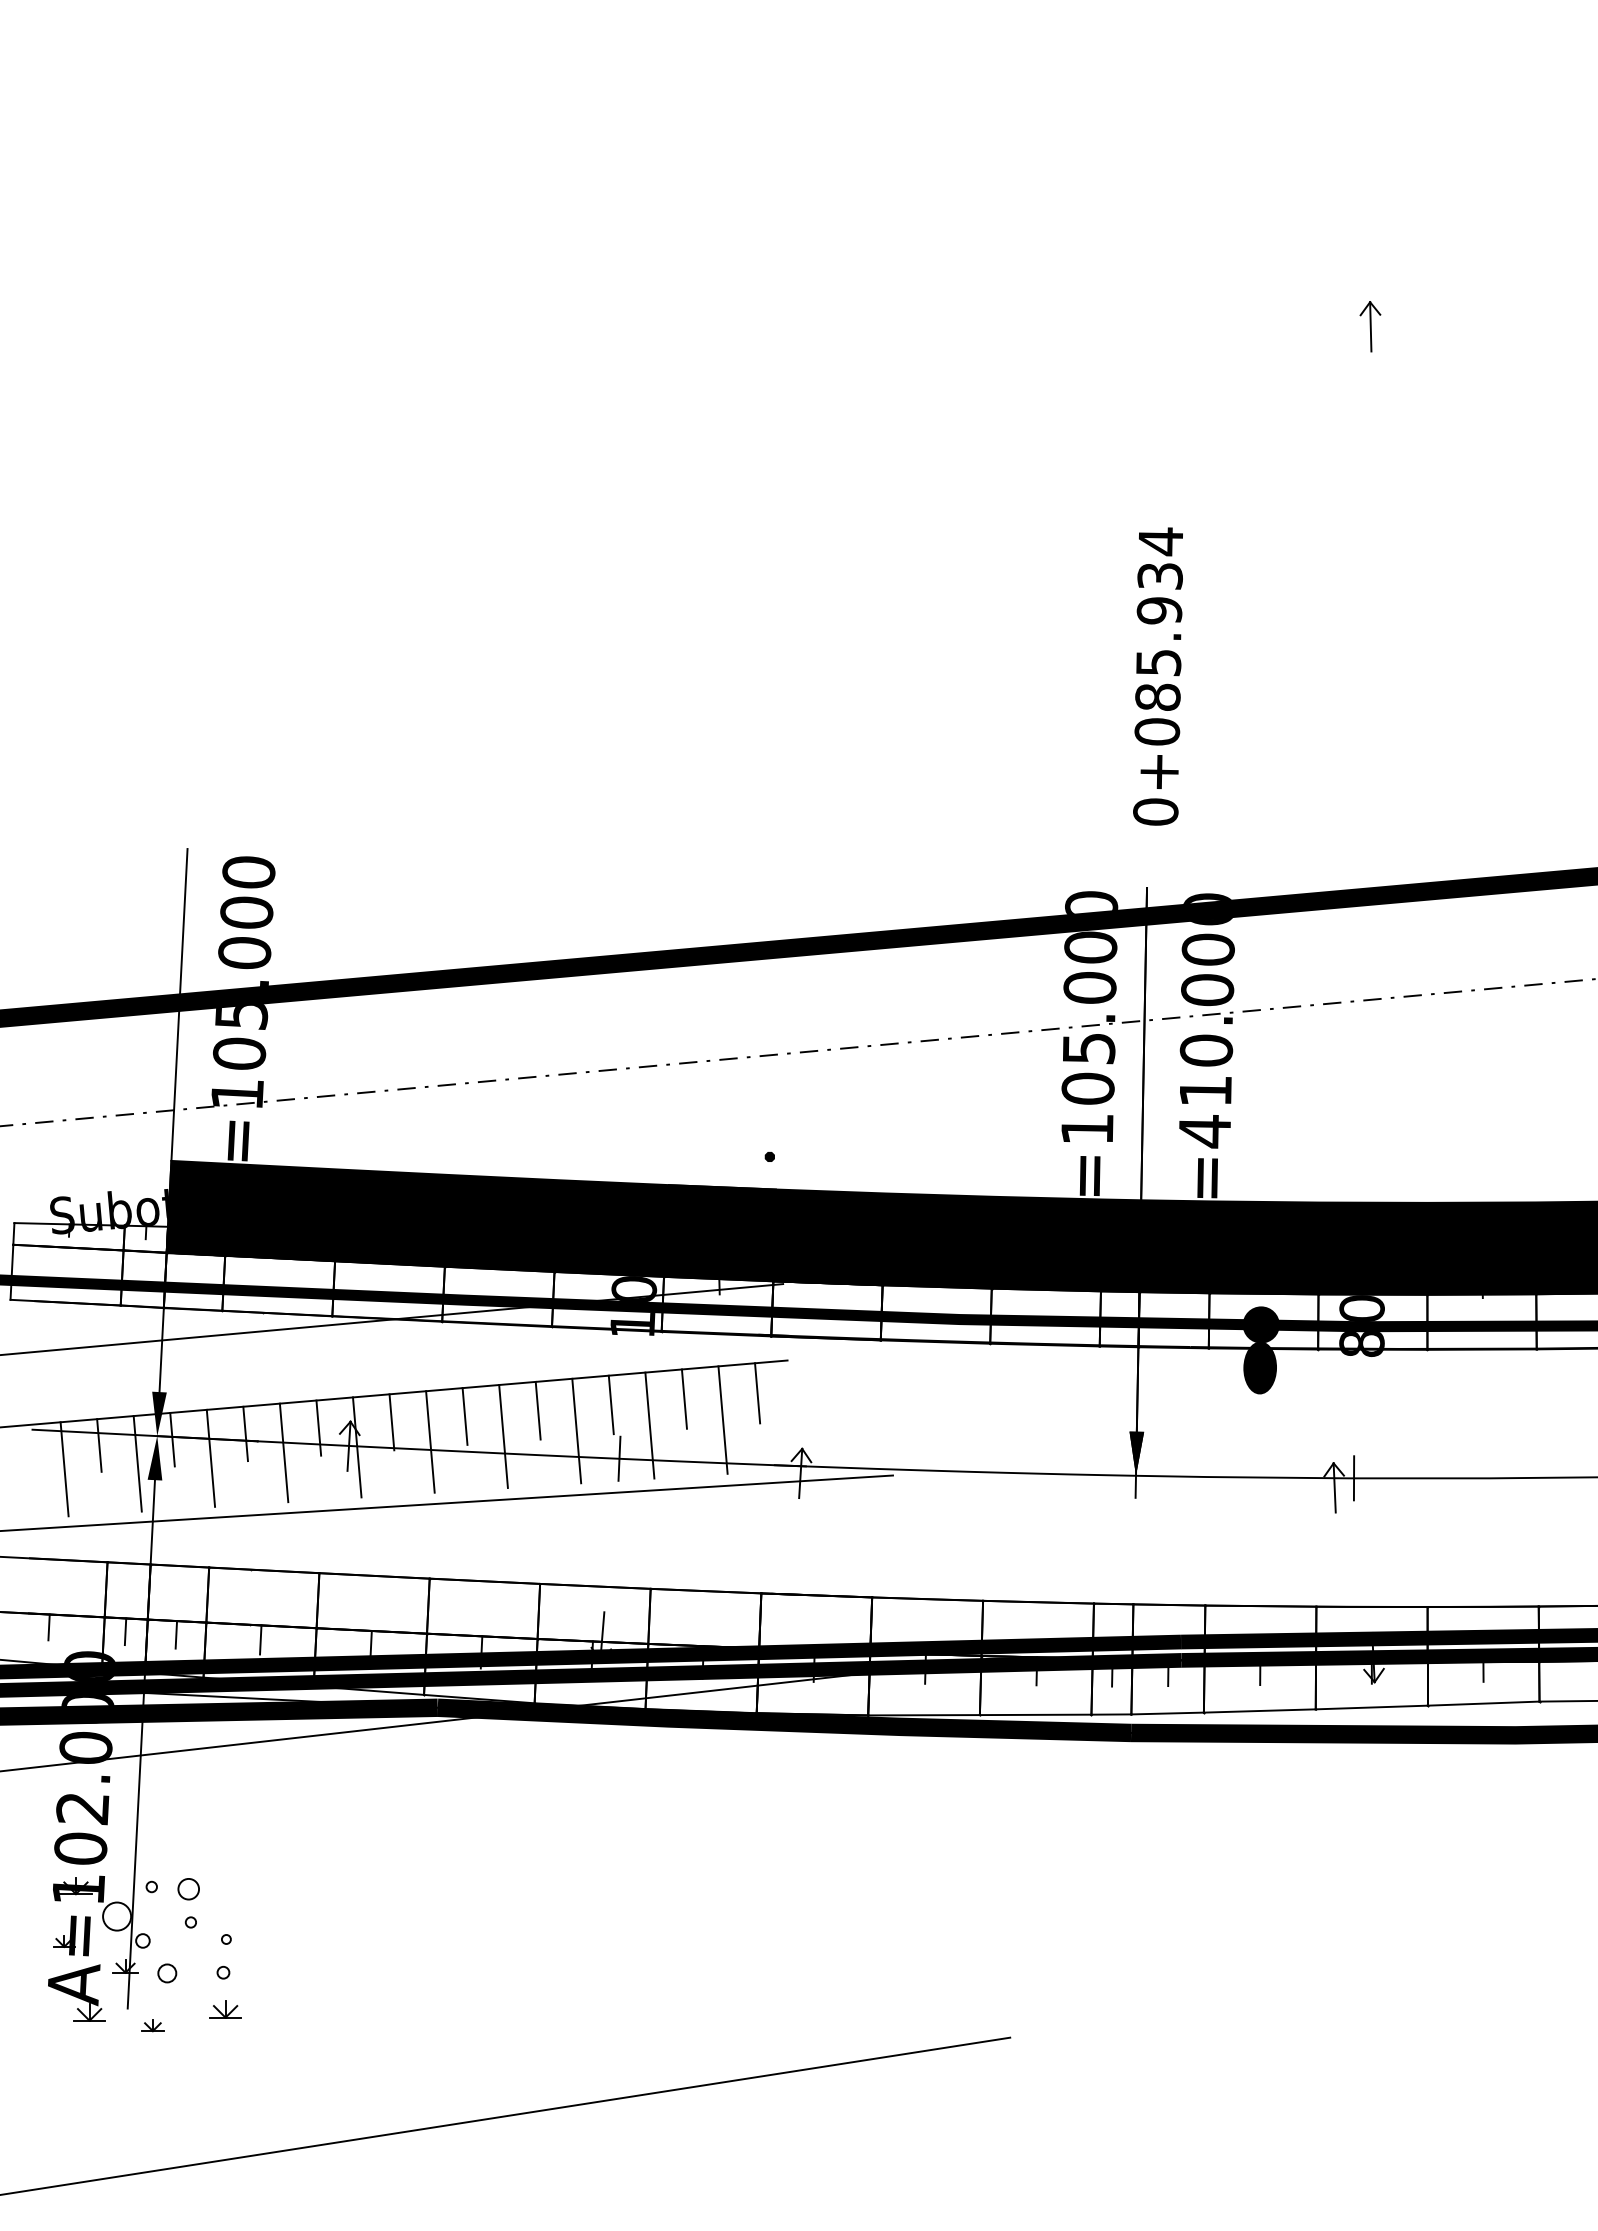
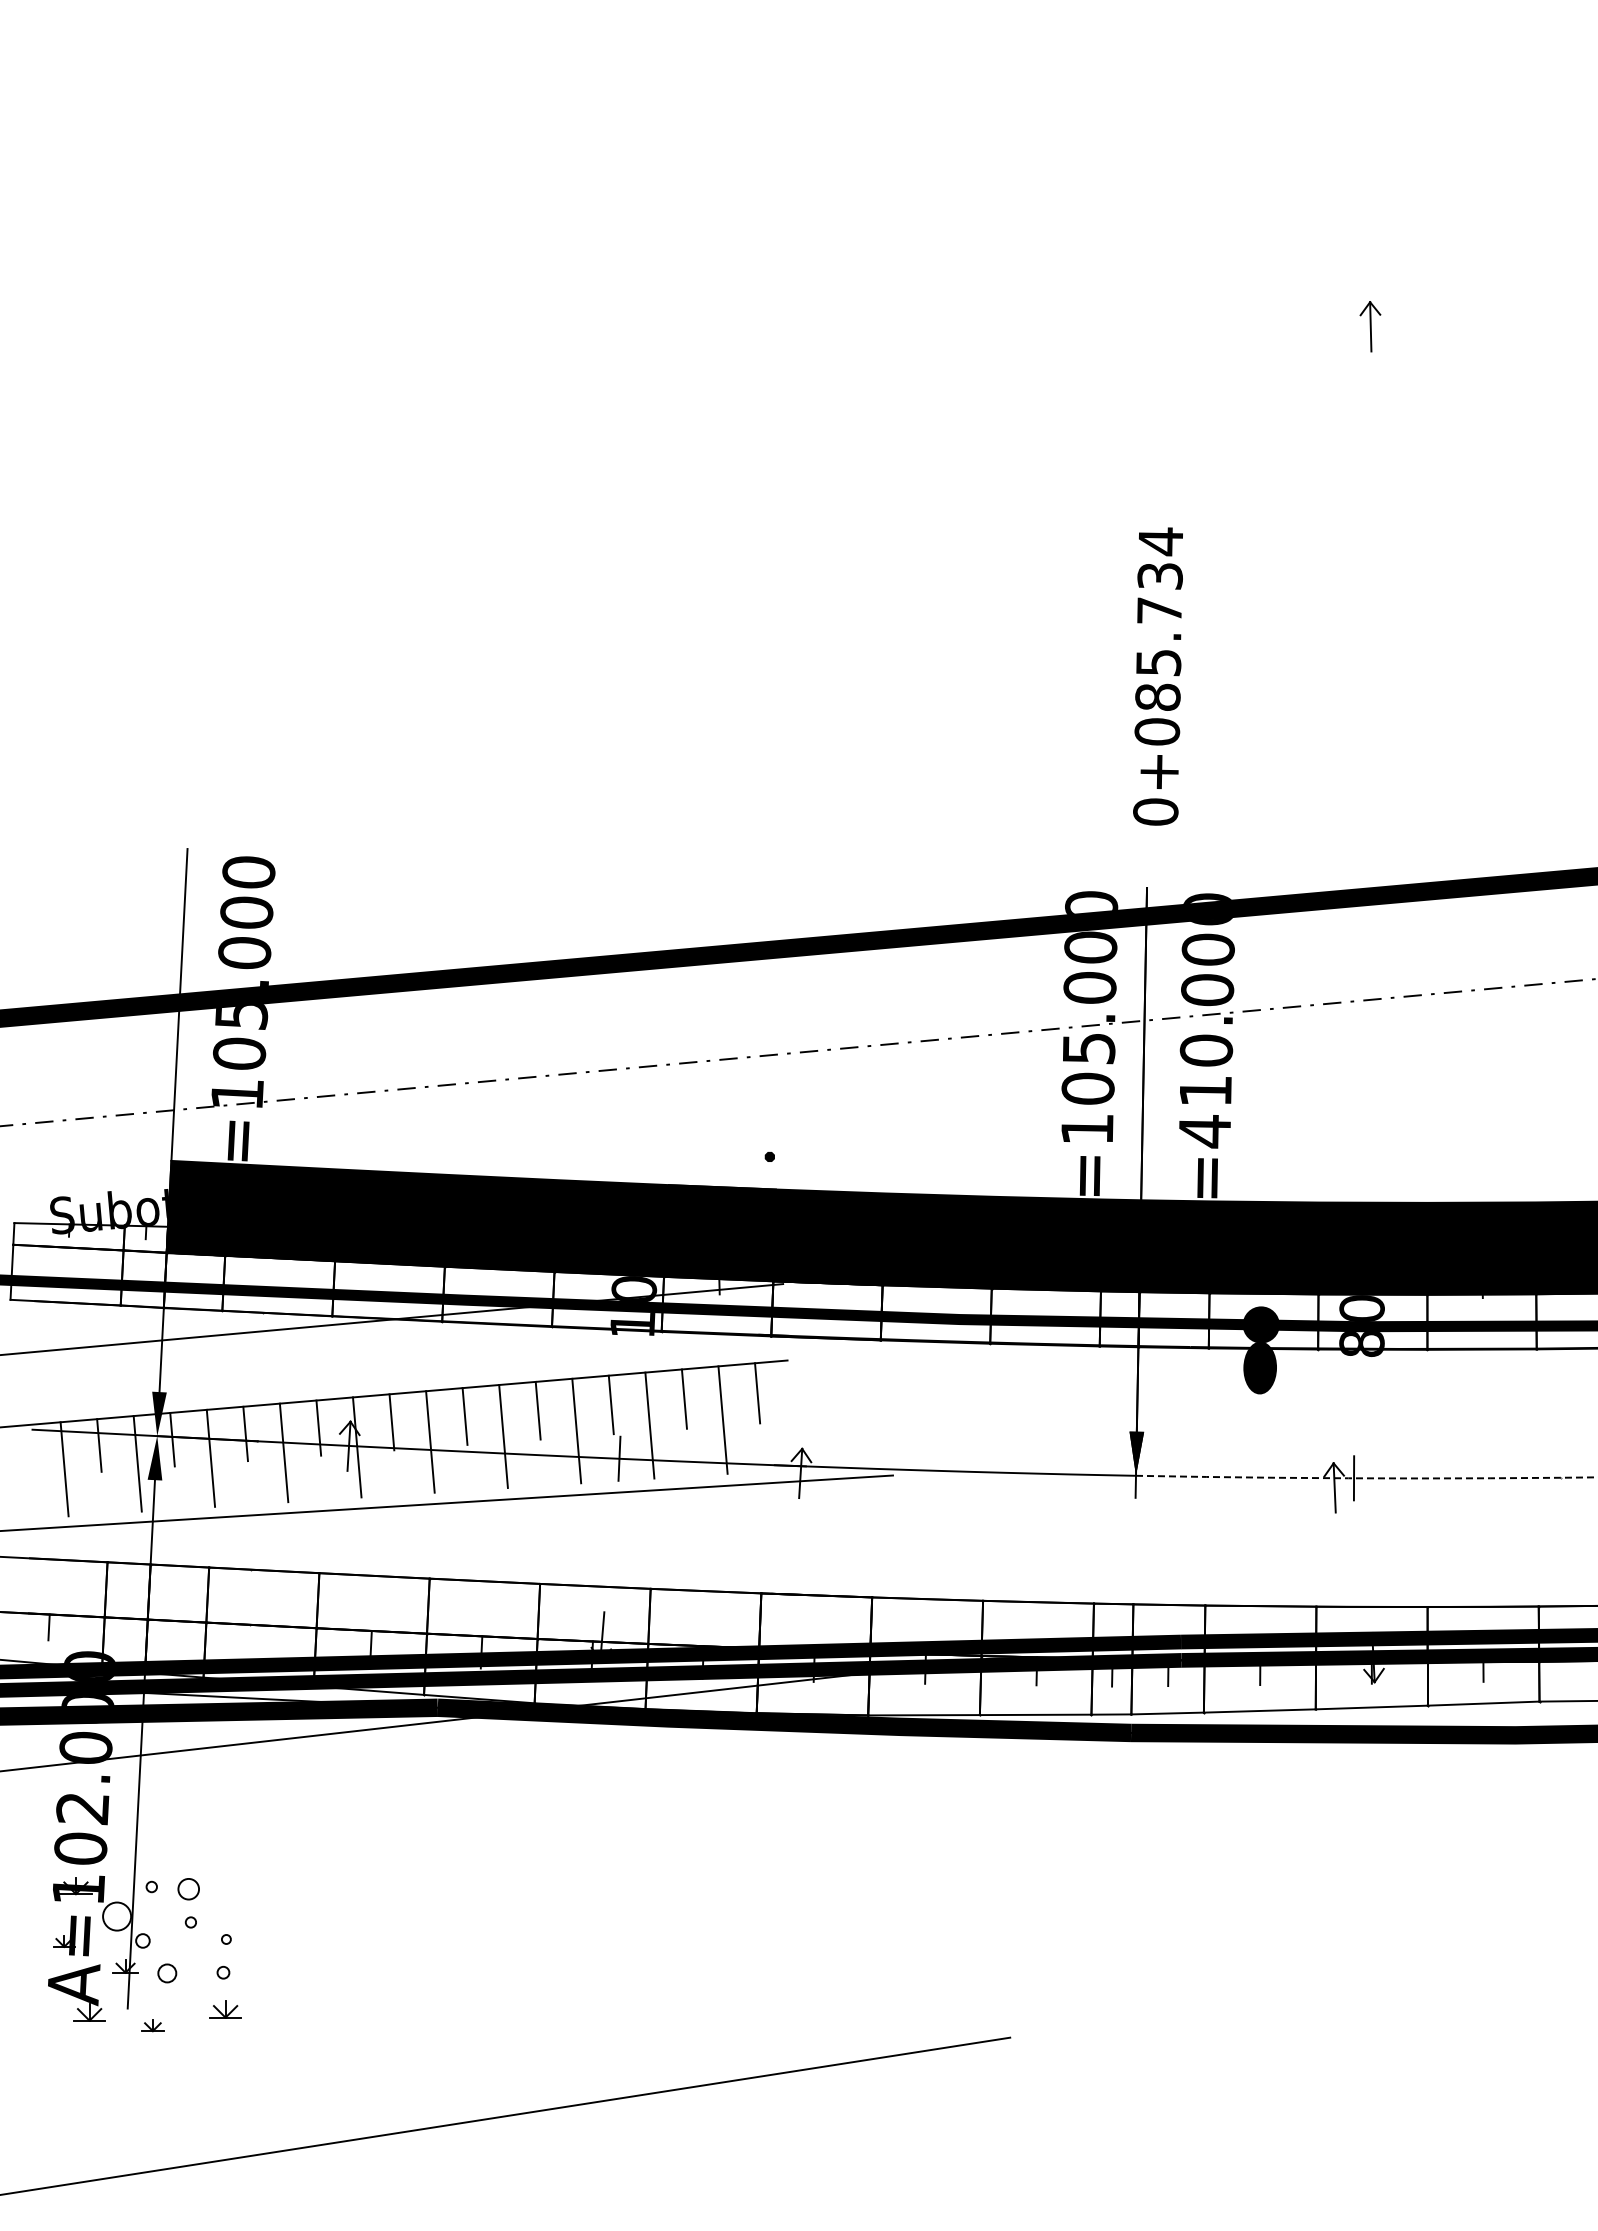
text: 0+085.934 -> 0+085.734 (1159, 610)
arc: solid -> dashed (1367, 1478)
line: present -> none (125, 1631)
line: present -> none (176, 1634)
line: present -> none (260, 1639)
